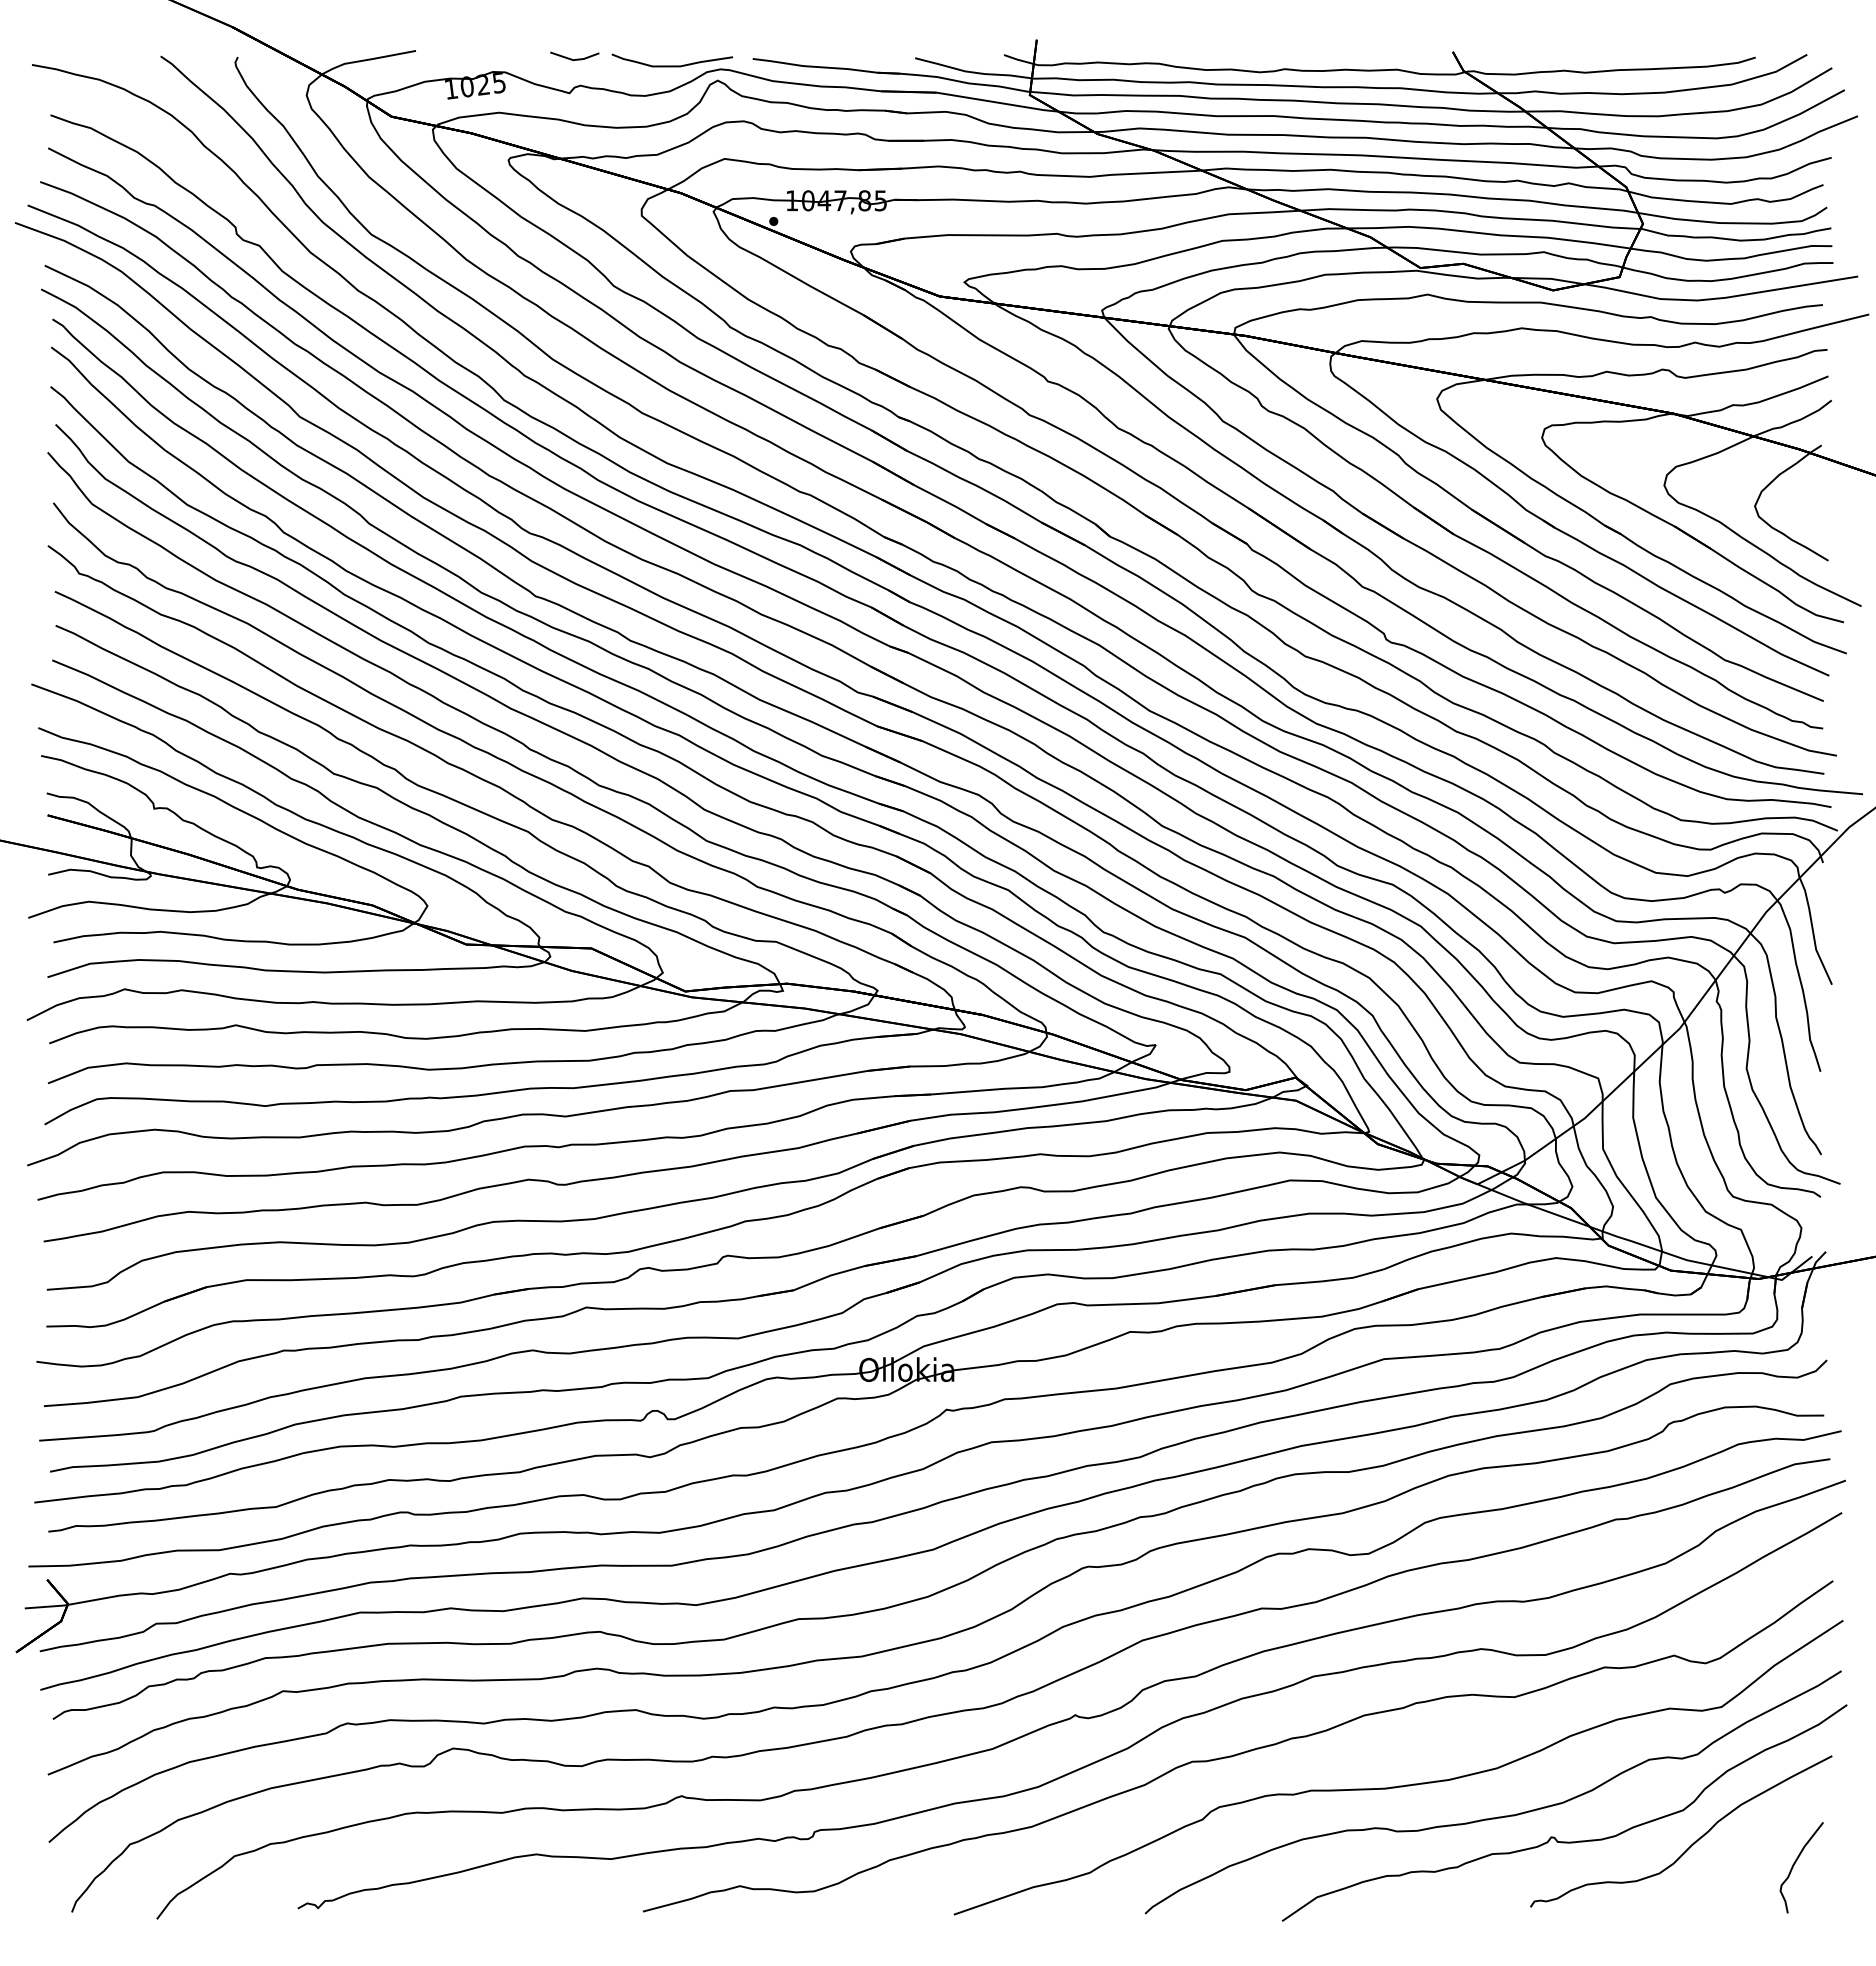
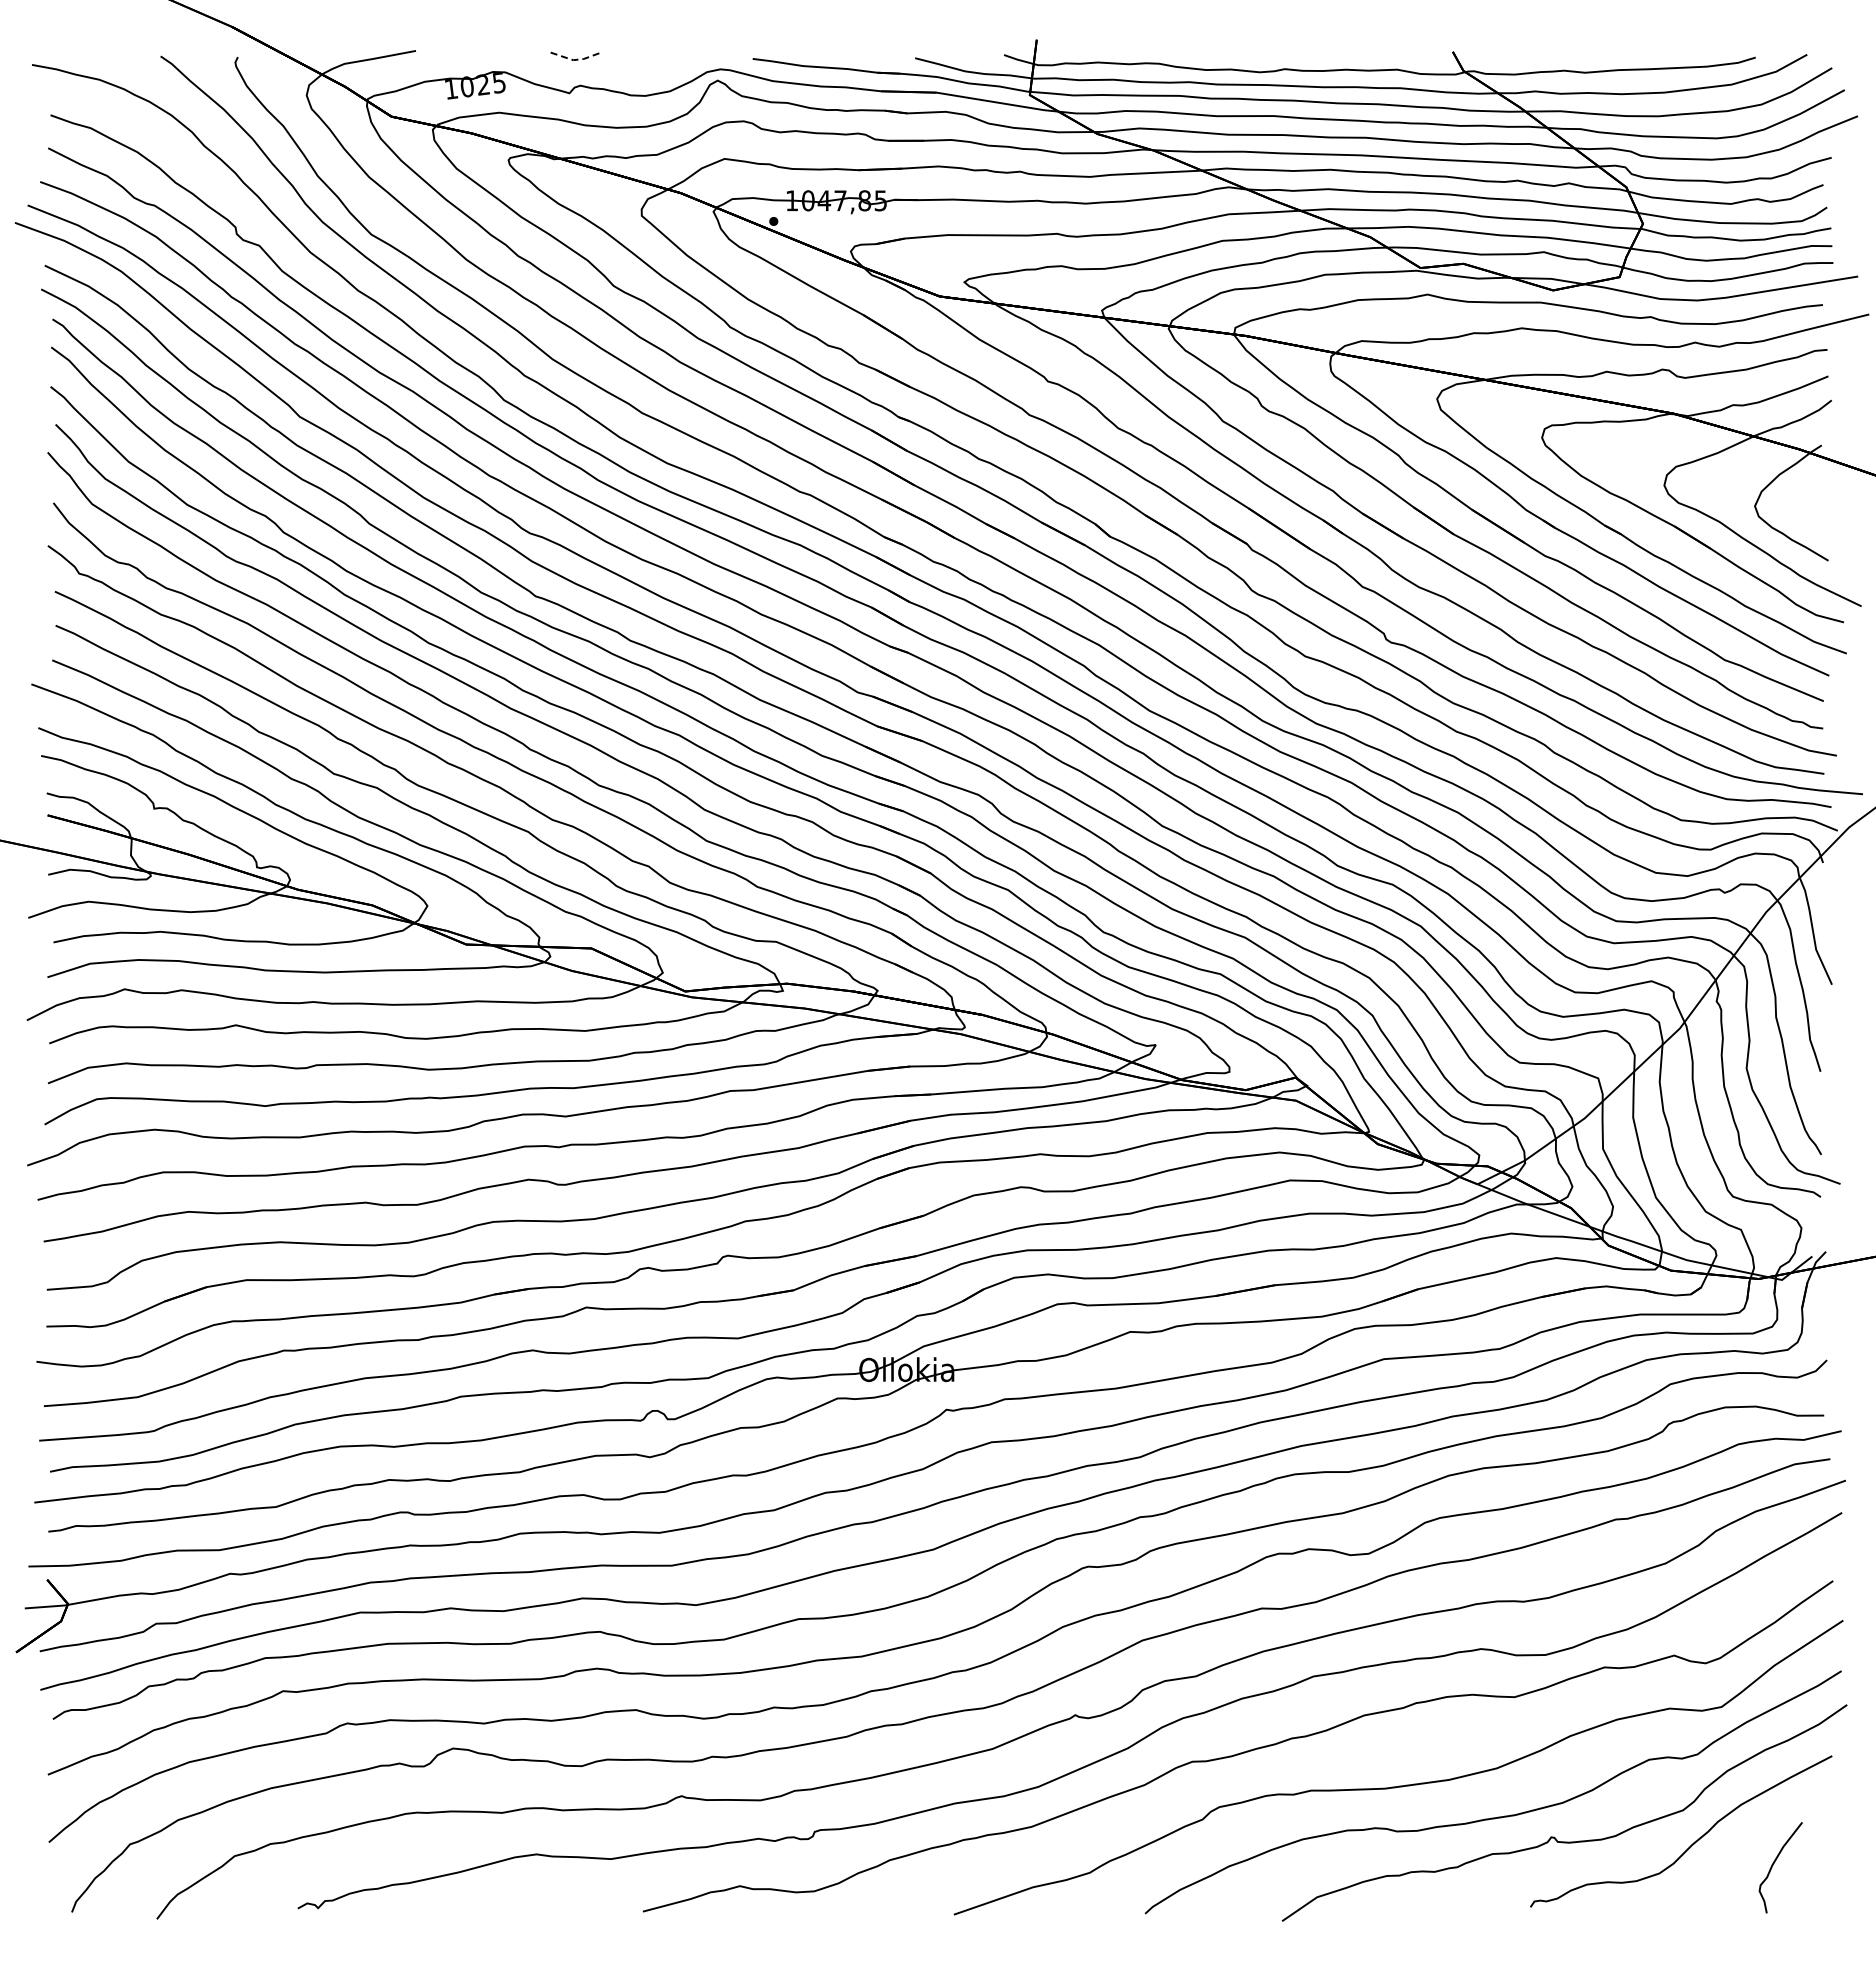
line: solid -> dashed (574, 60)
curve: present -> none (671, 65)
curve position: (1796, 1862) -> (1775, 1862) (1775, 1862)
